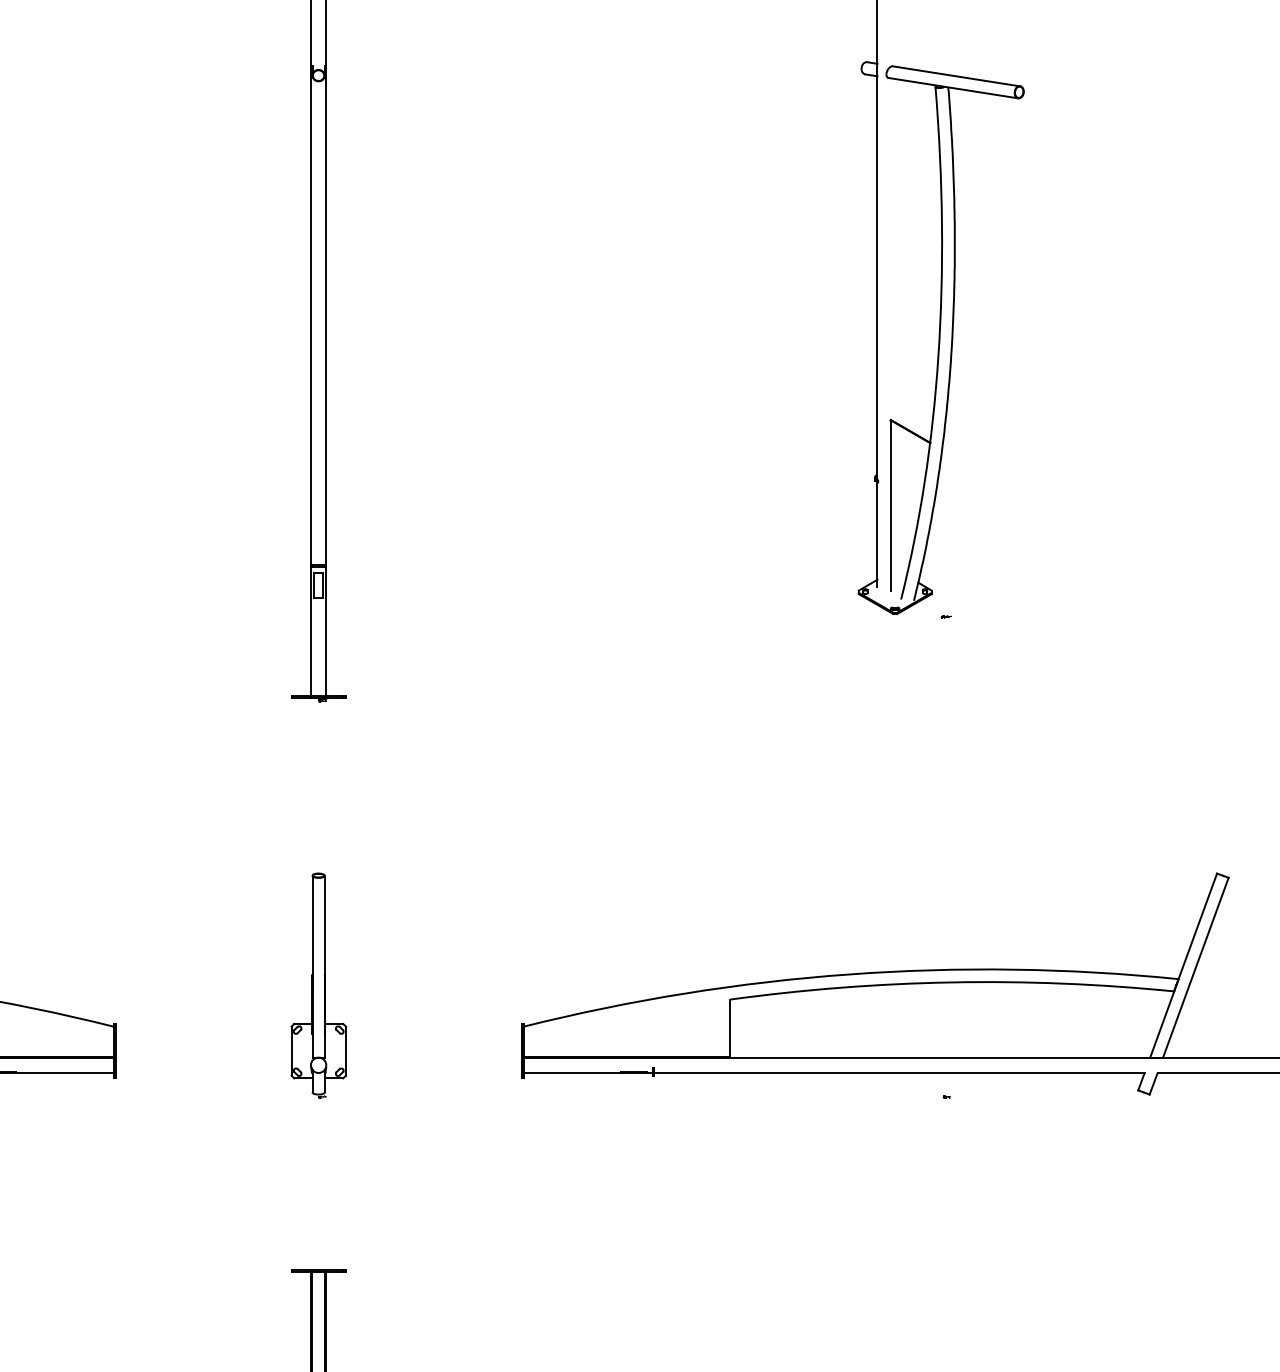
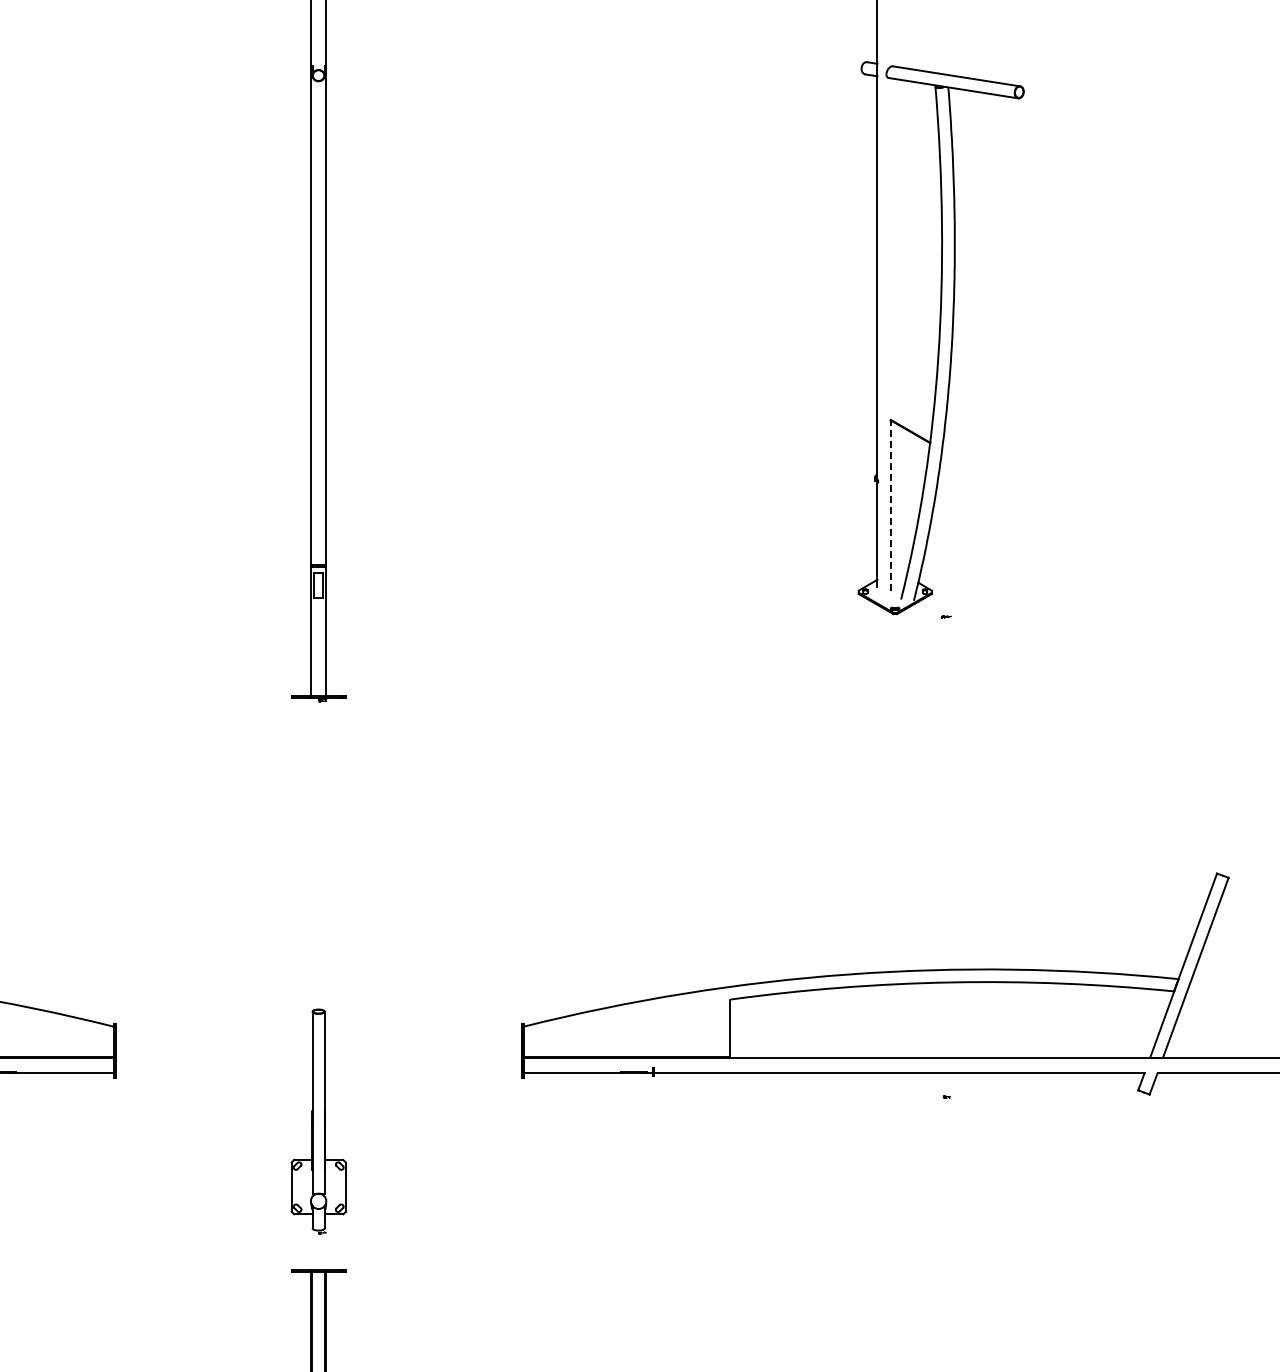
line: solid -> dashed (890, 504)
part position: (318, 985) -> (318, 1121) (318, 1121)
